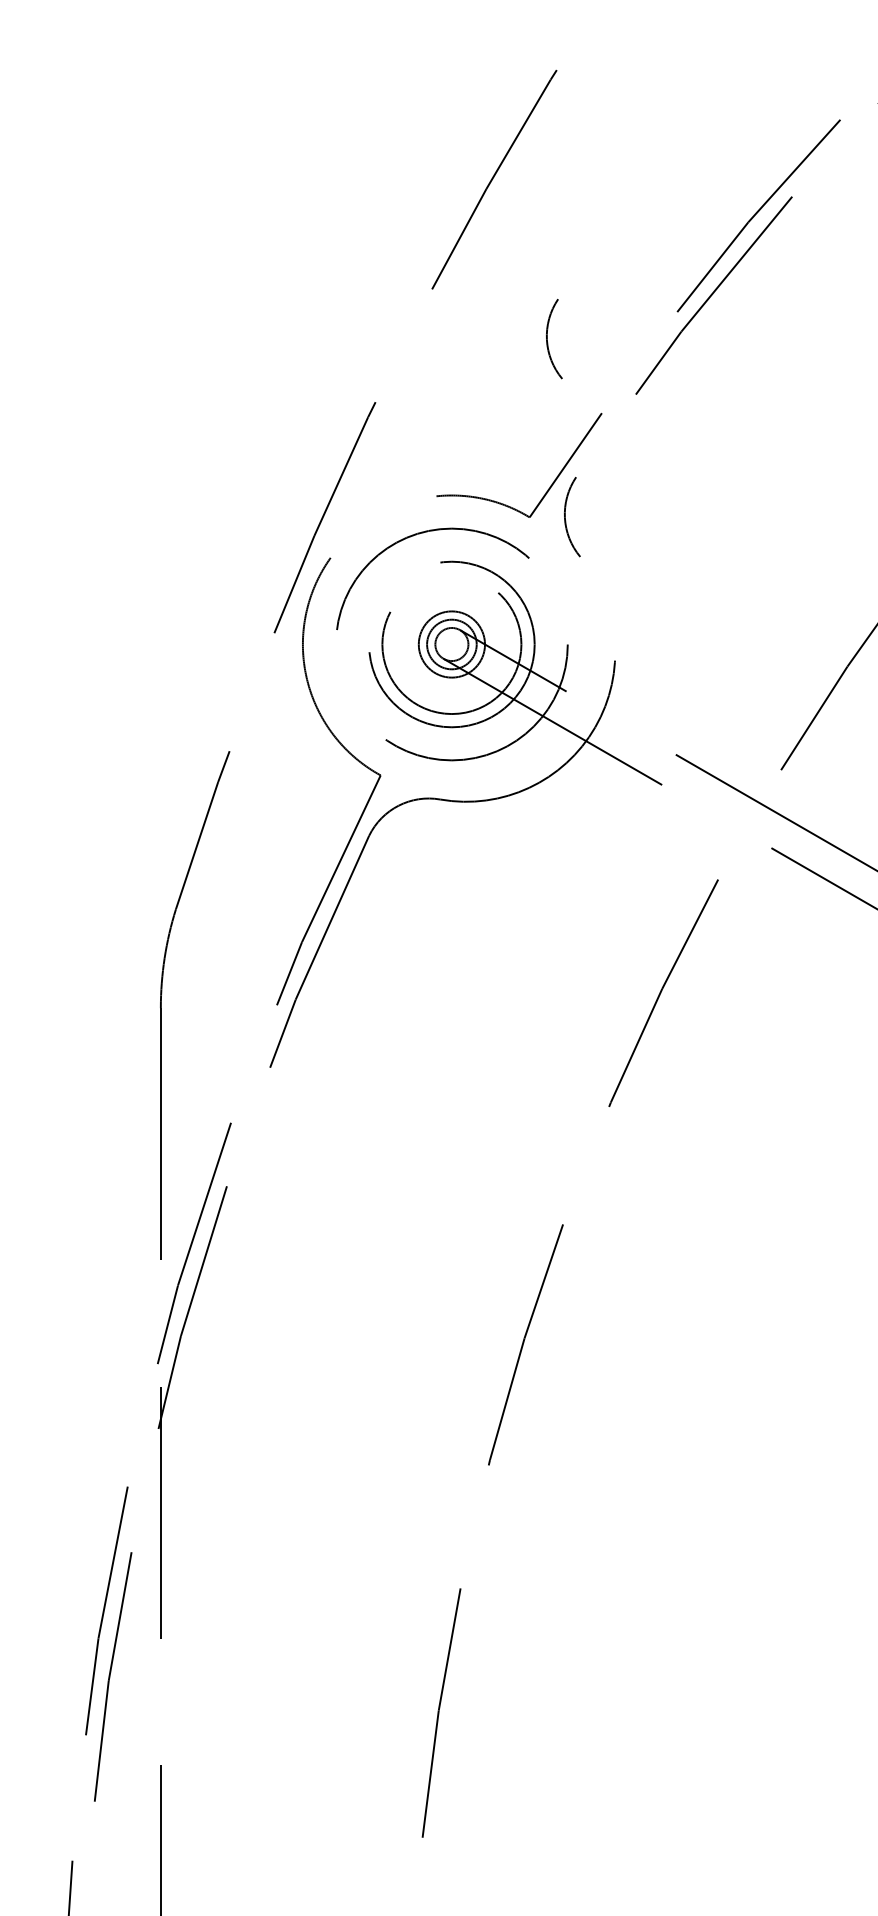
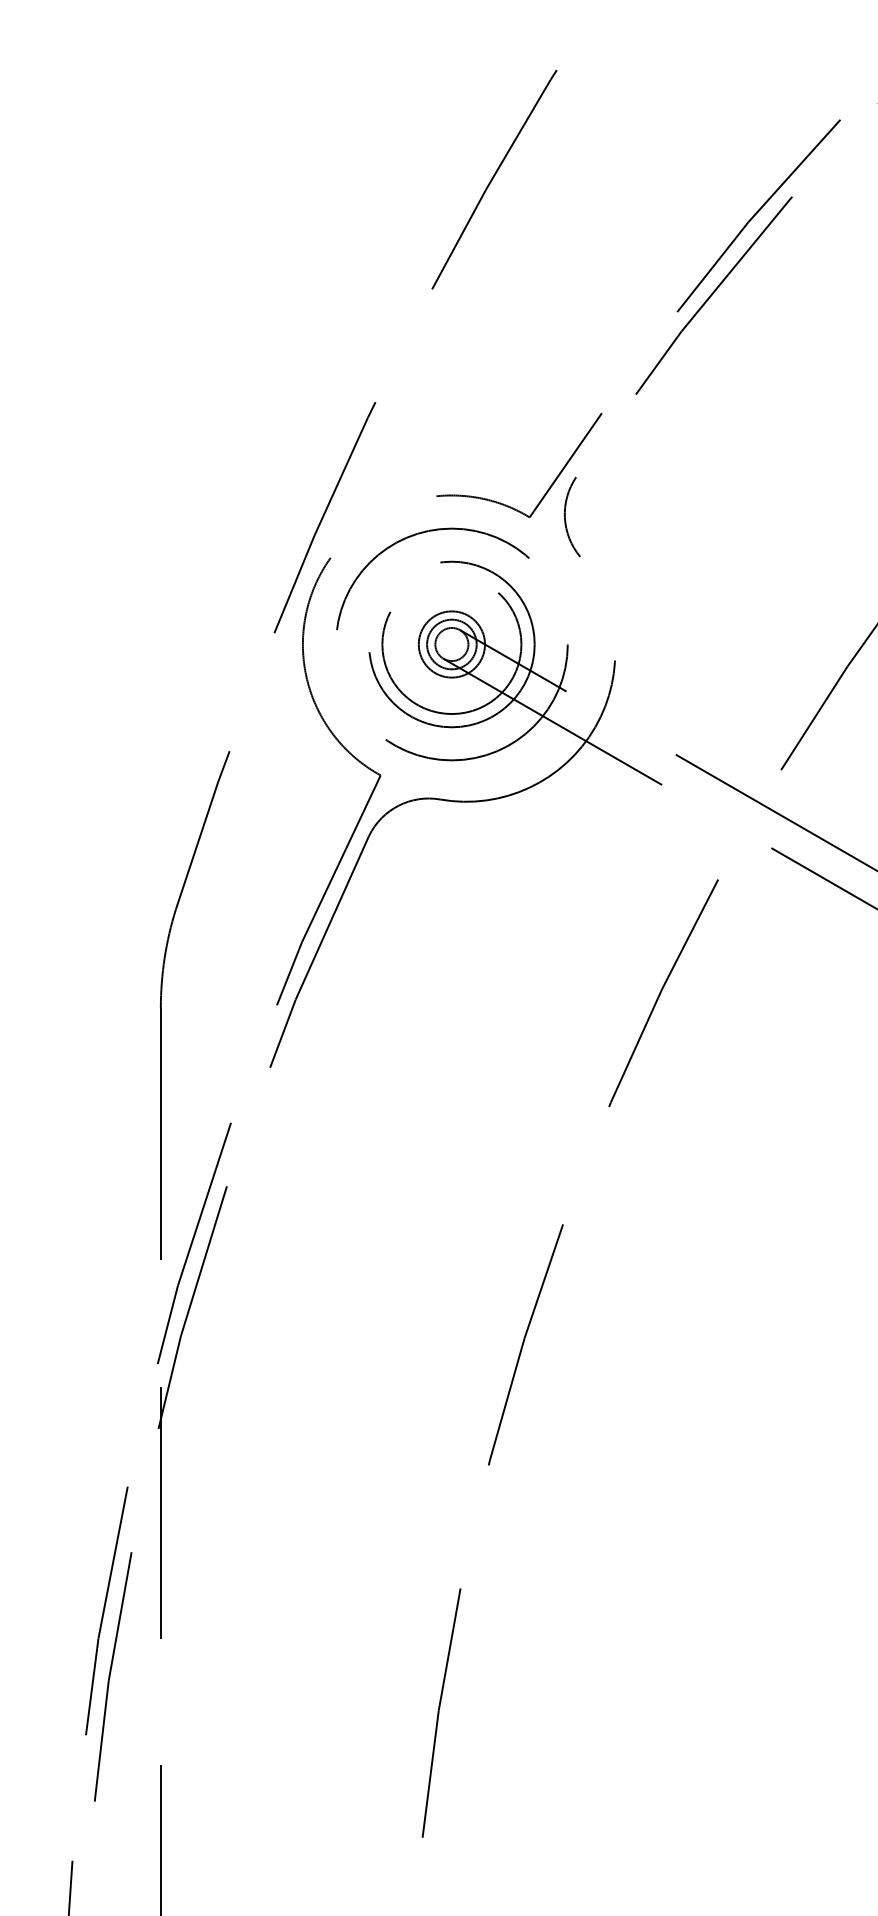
arc: present -> none (548, 342)
